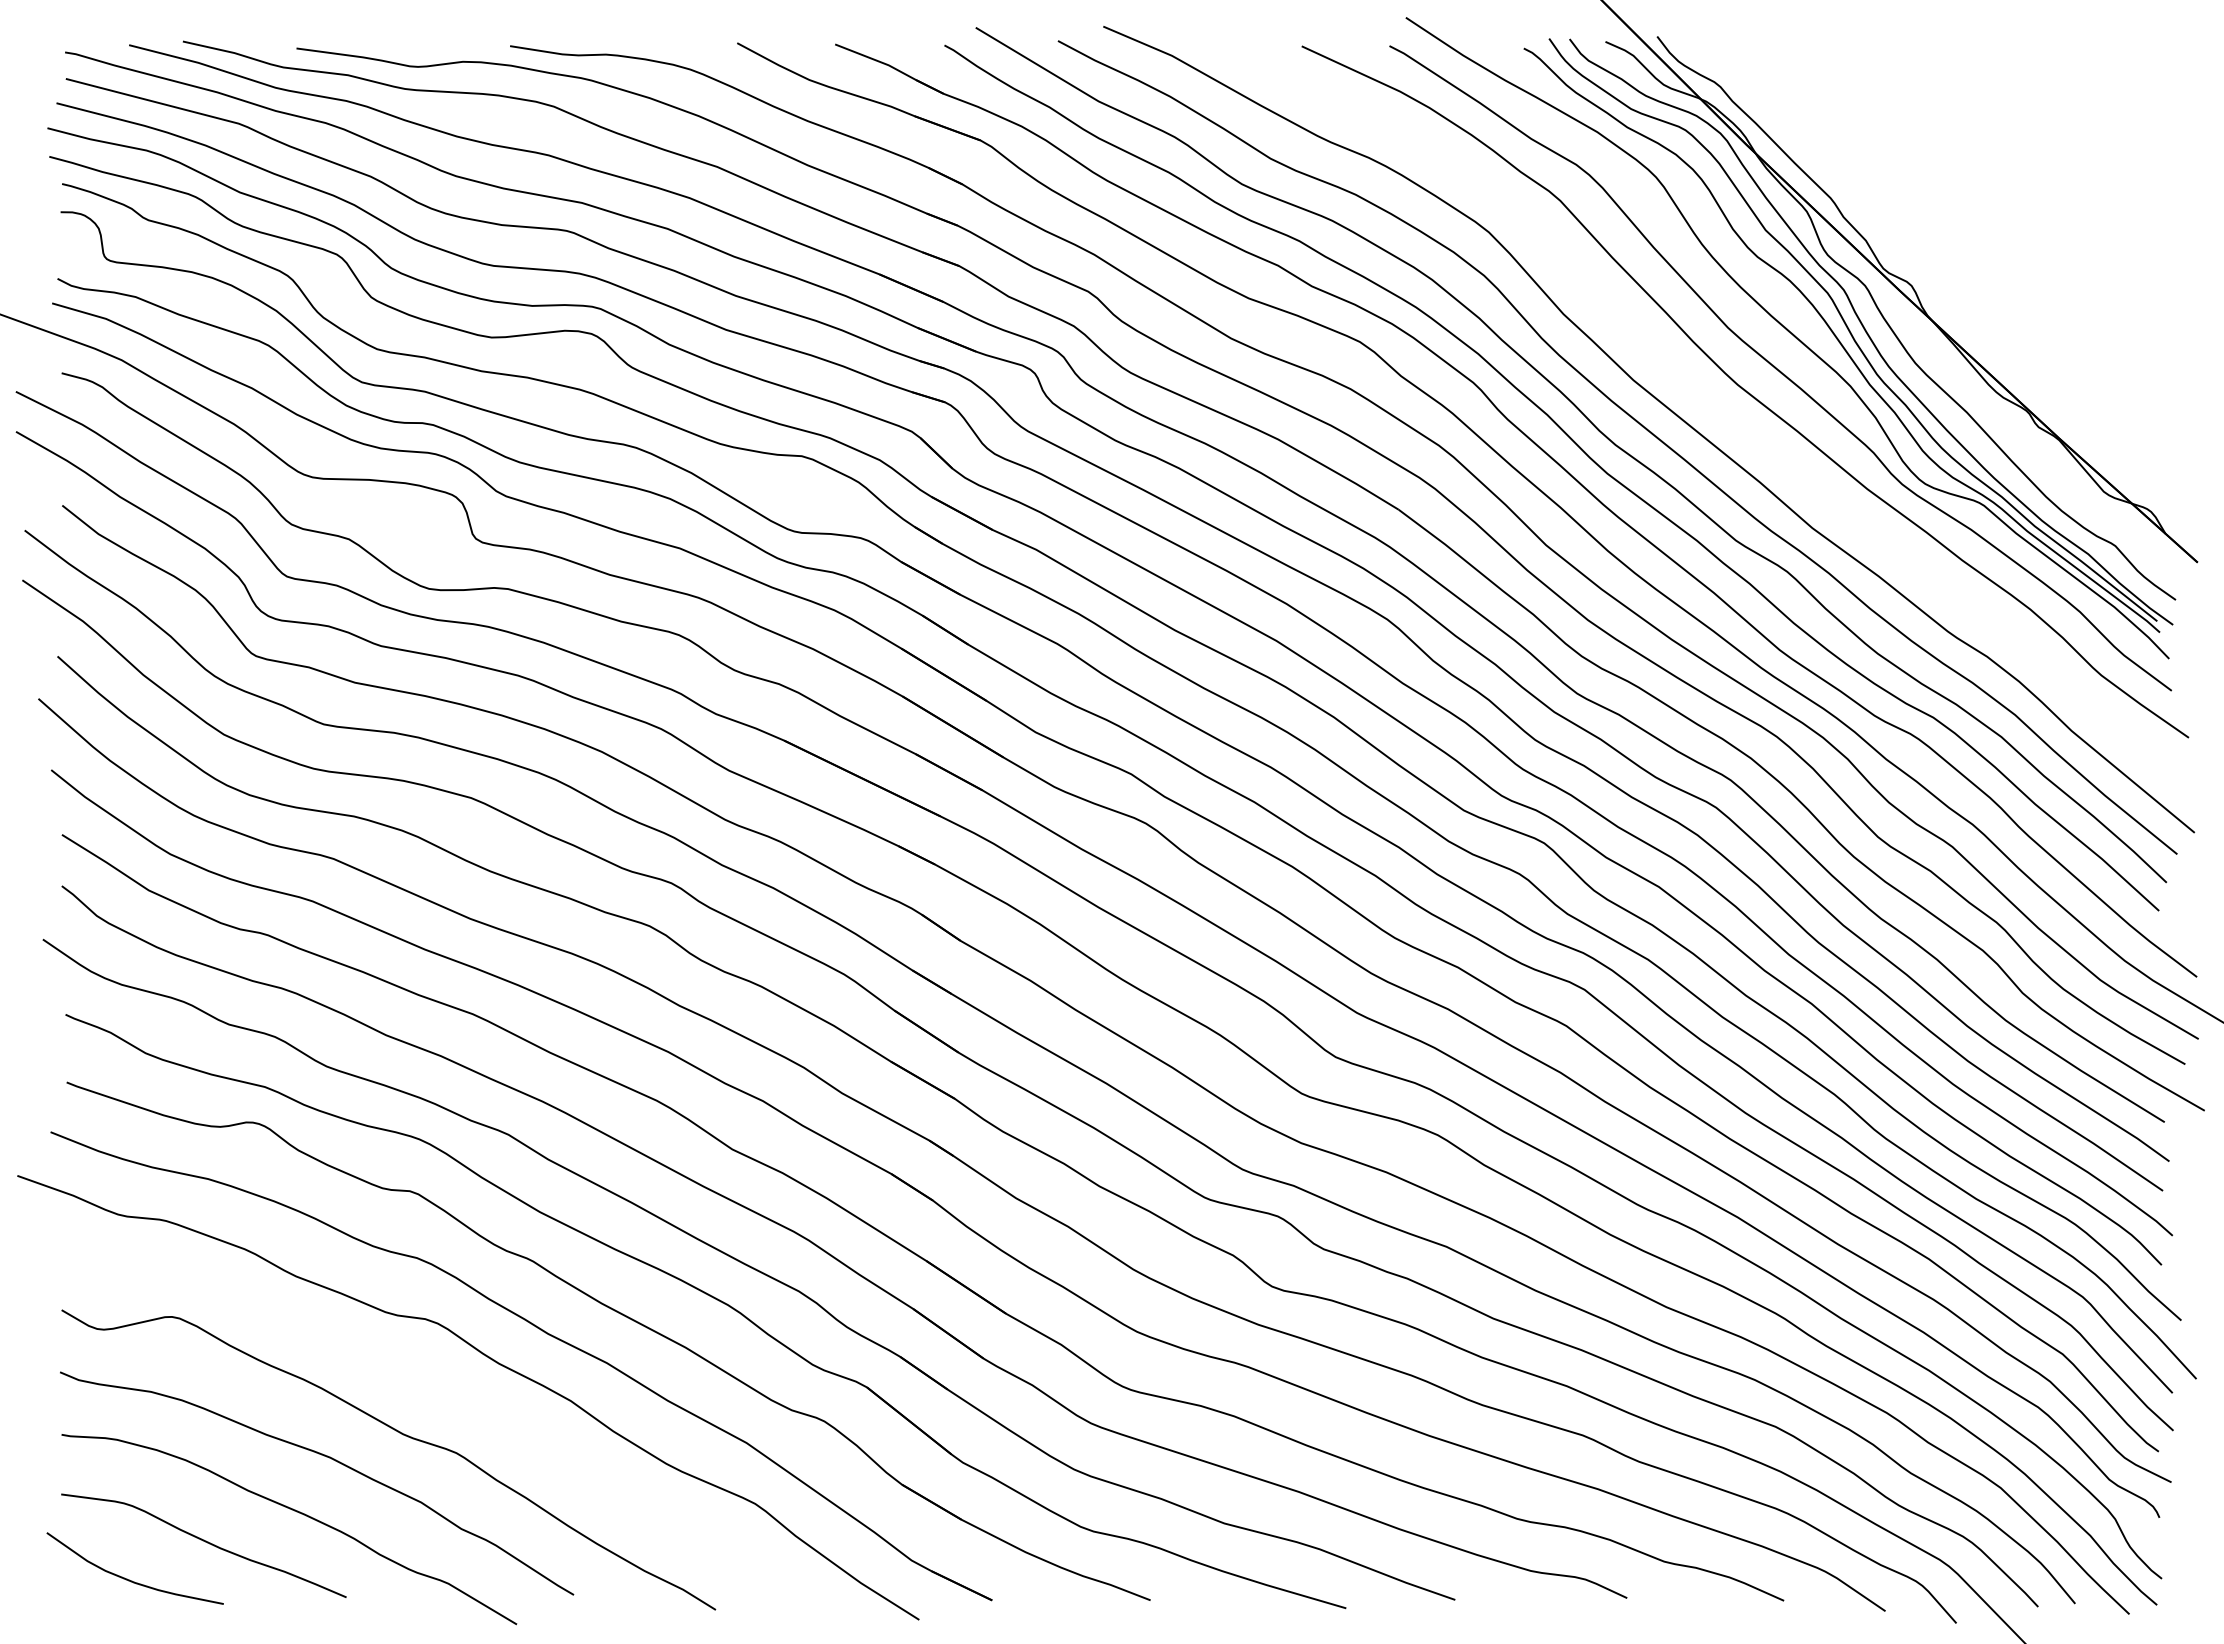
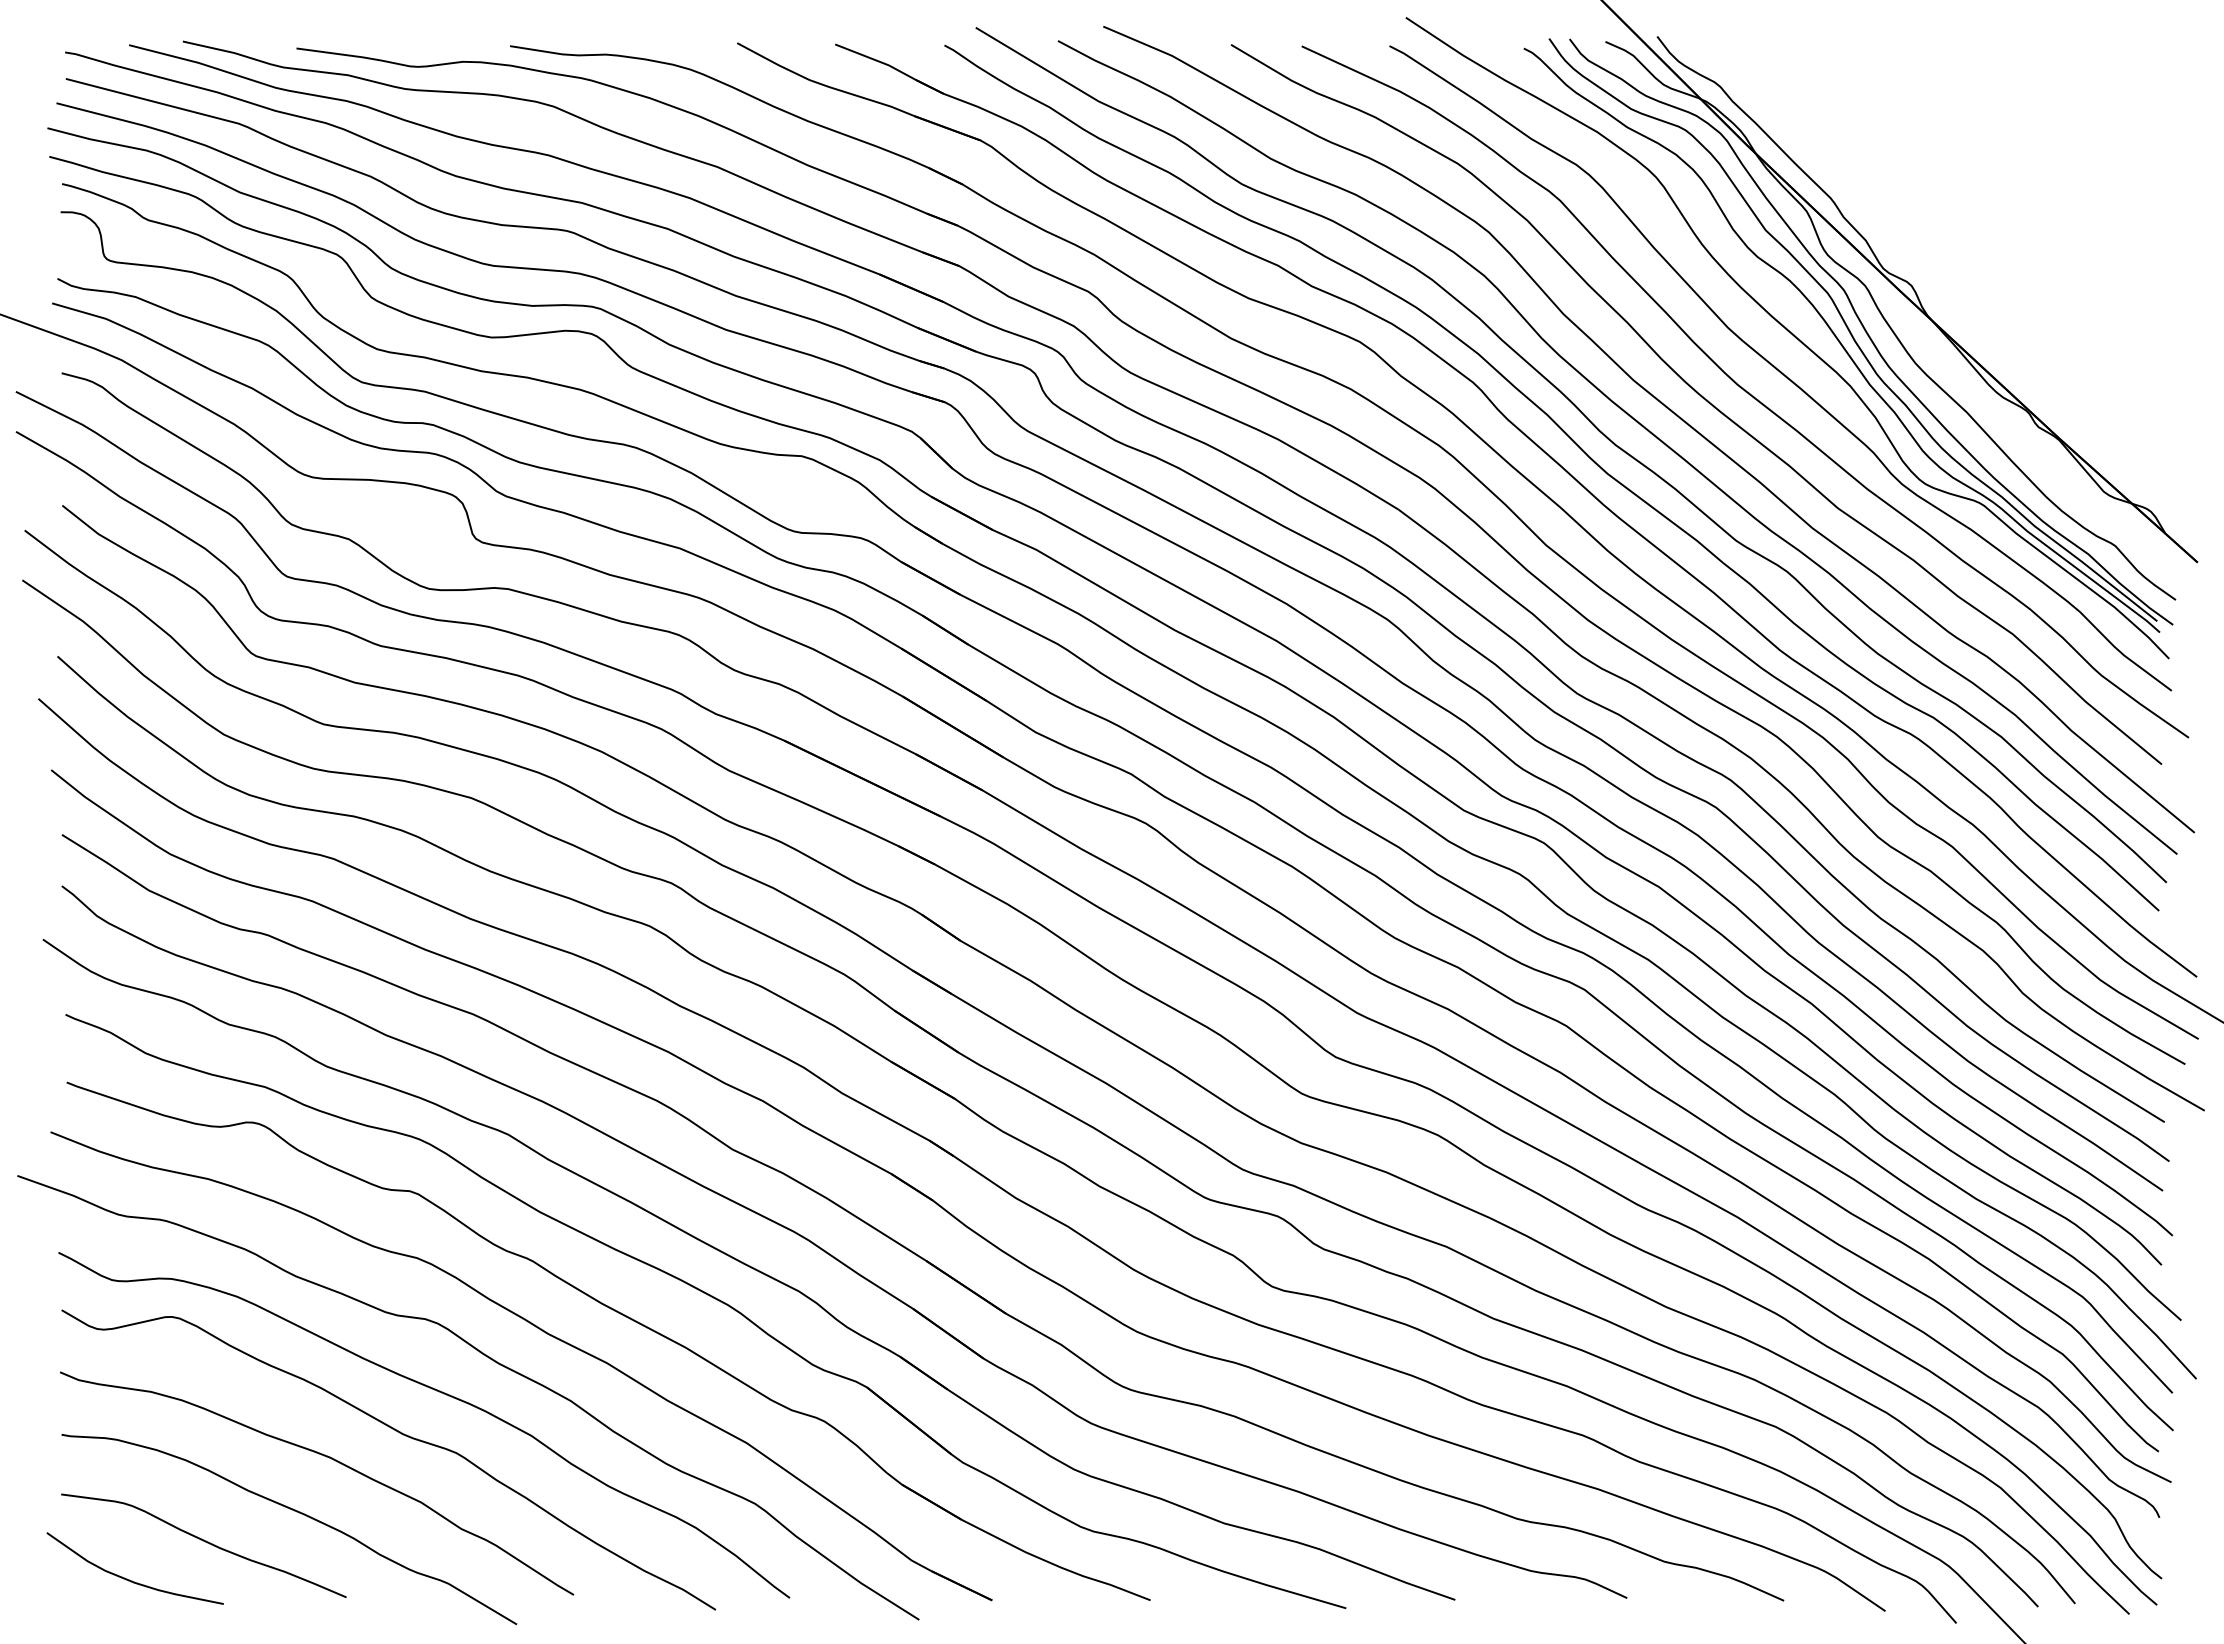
curve: none -> present (1702, 398)
curve: none -> present (436, 1391)
